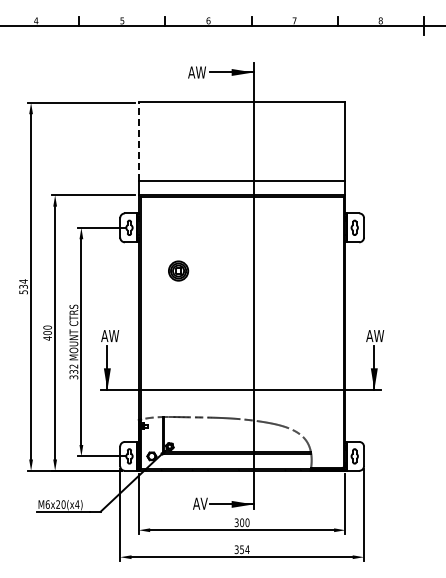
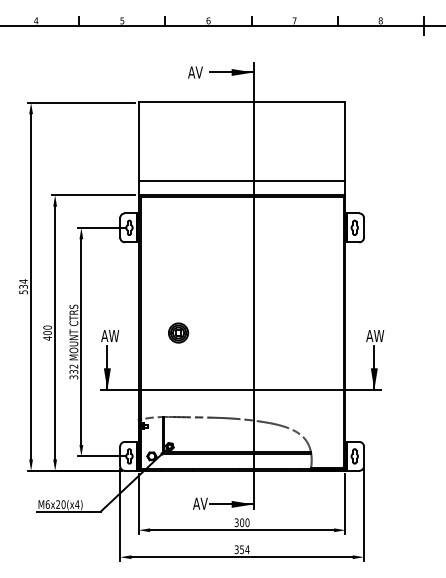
text: AW -> AV (200, 72)
line: dashed -> solid (138, 141)
part position: (178, 270) -> (178, 332) (178, 332)
